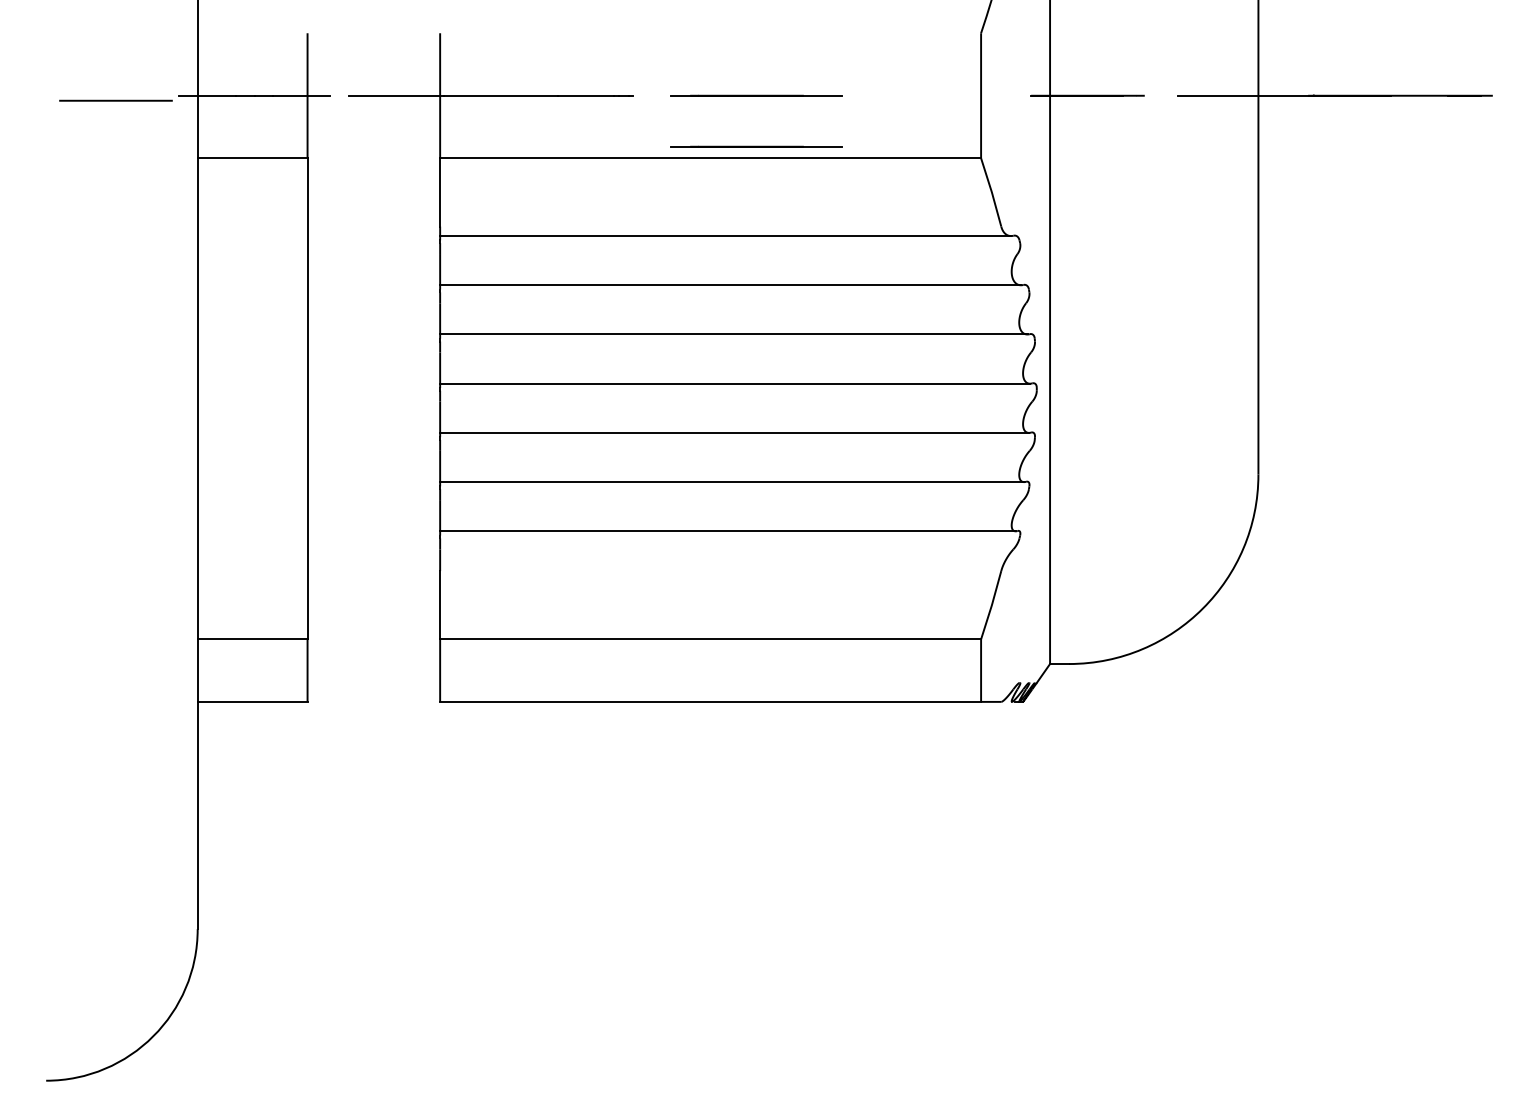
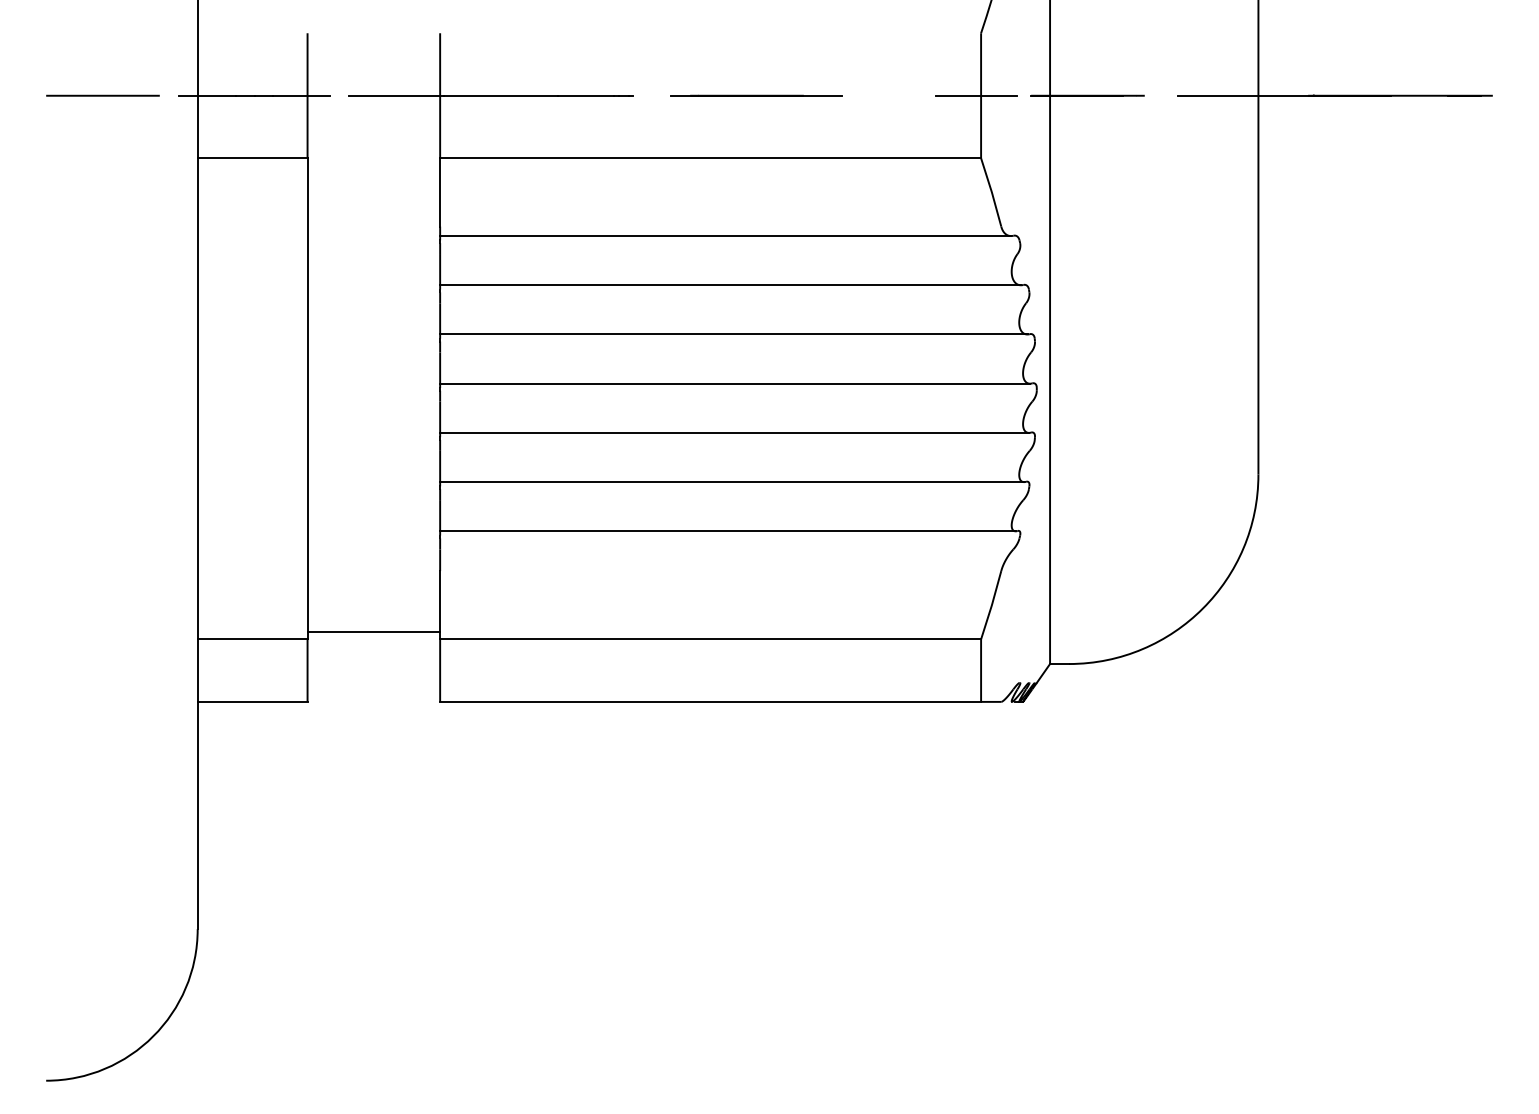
line: none -> present (976, 95)
line position: (115, 100) -> (102, 95) (102, 95)
line: present -> none (756, 146)
line: none -> present (373, 631)
